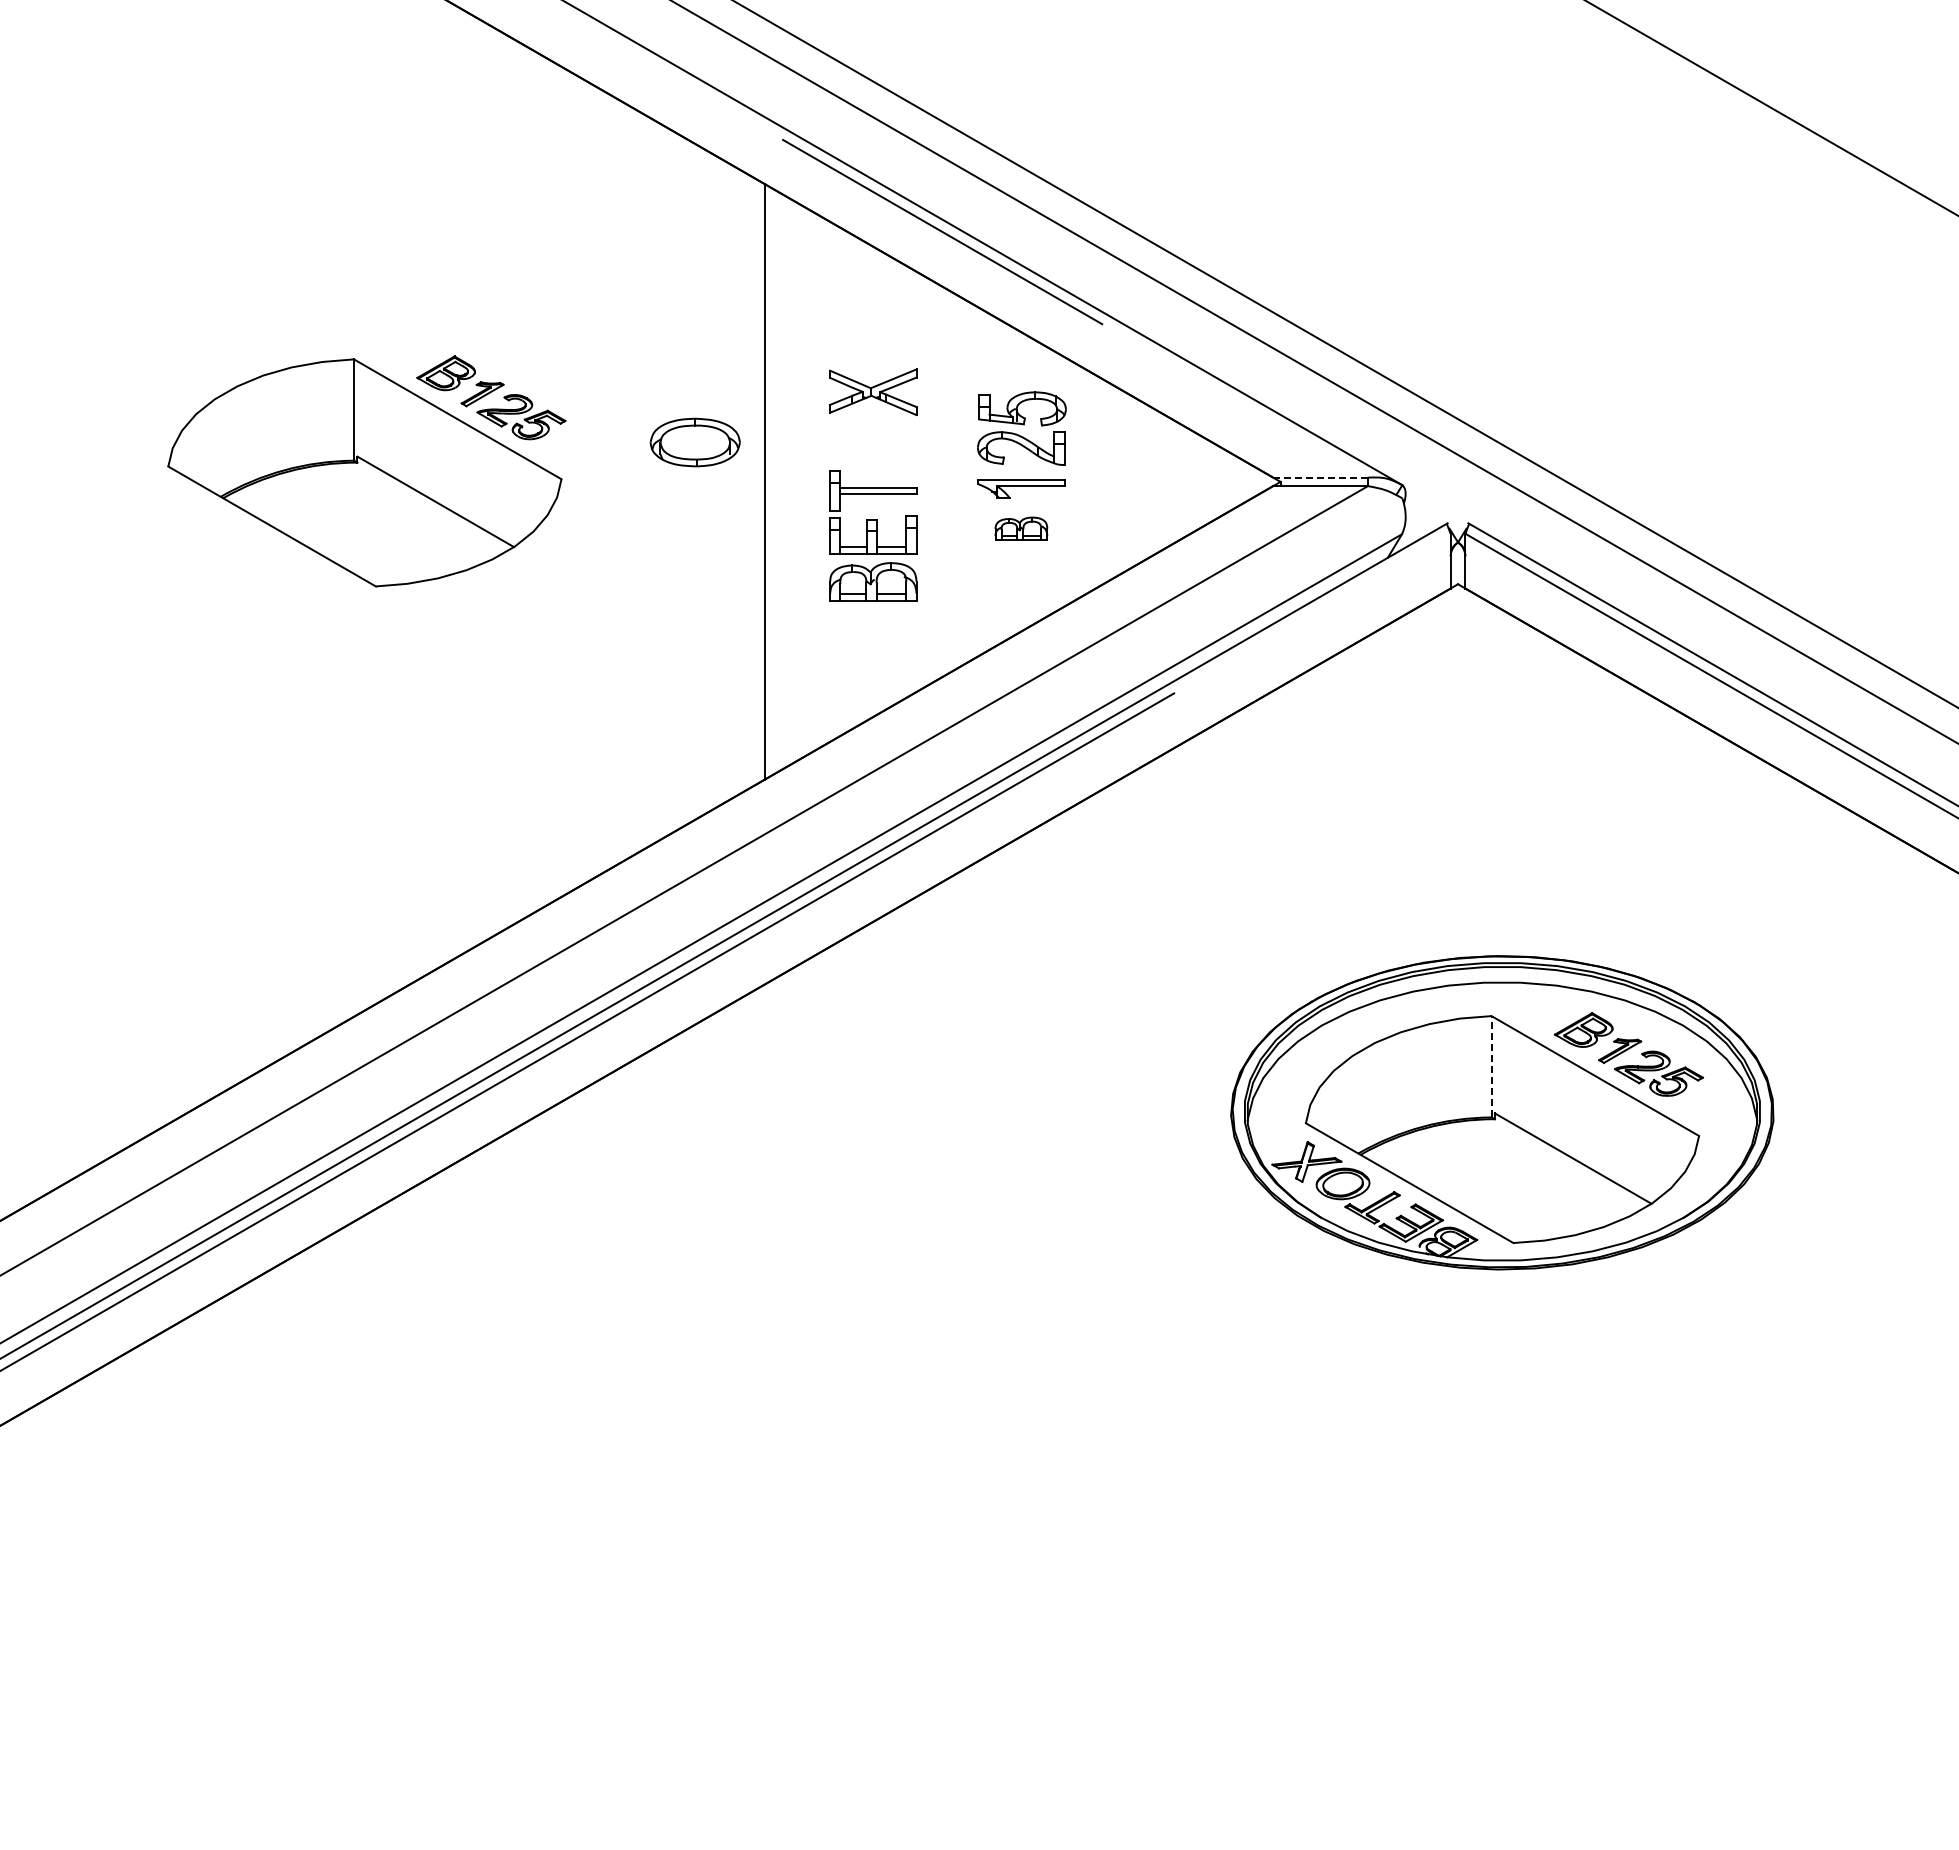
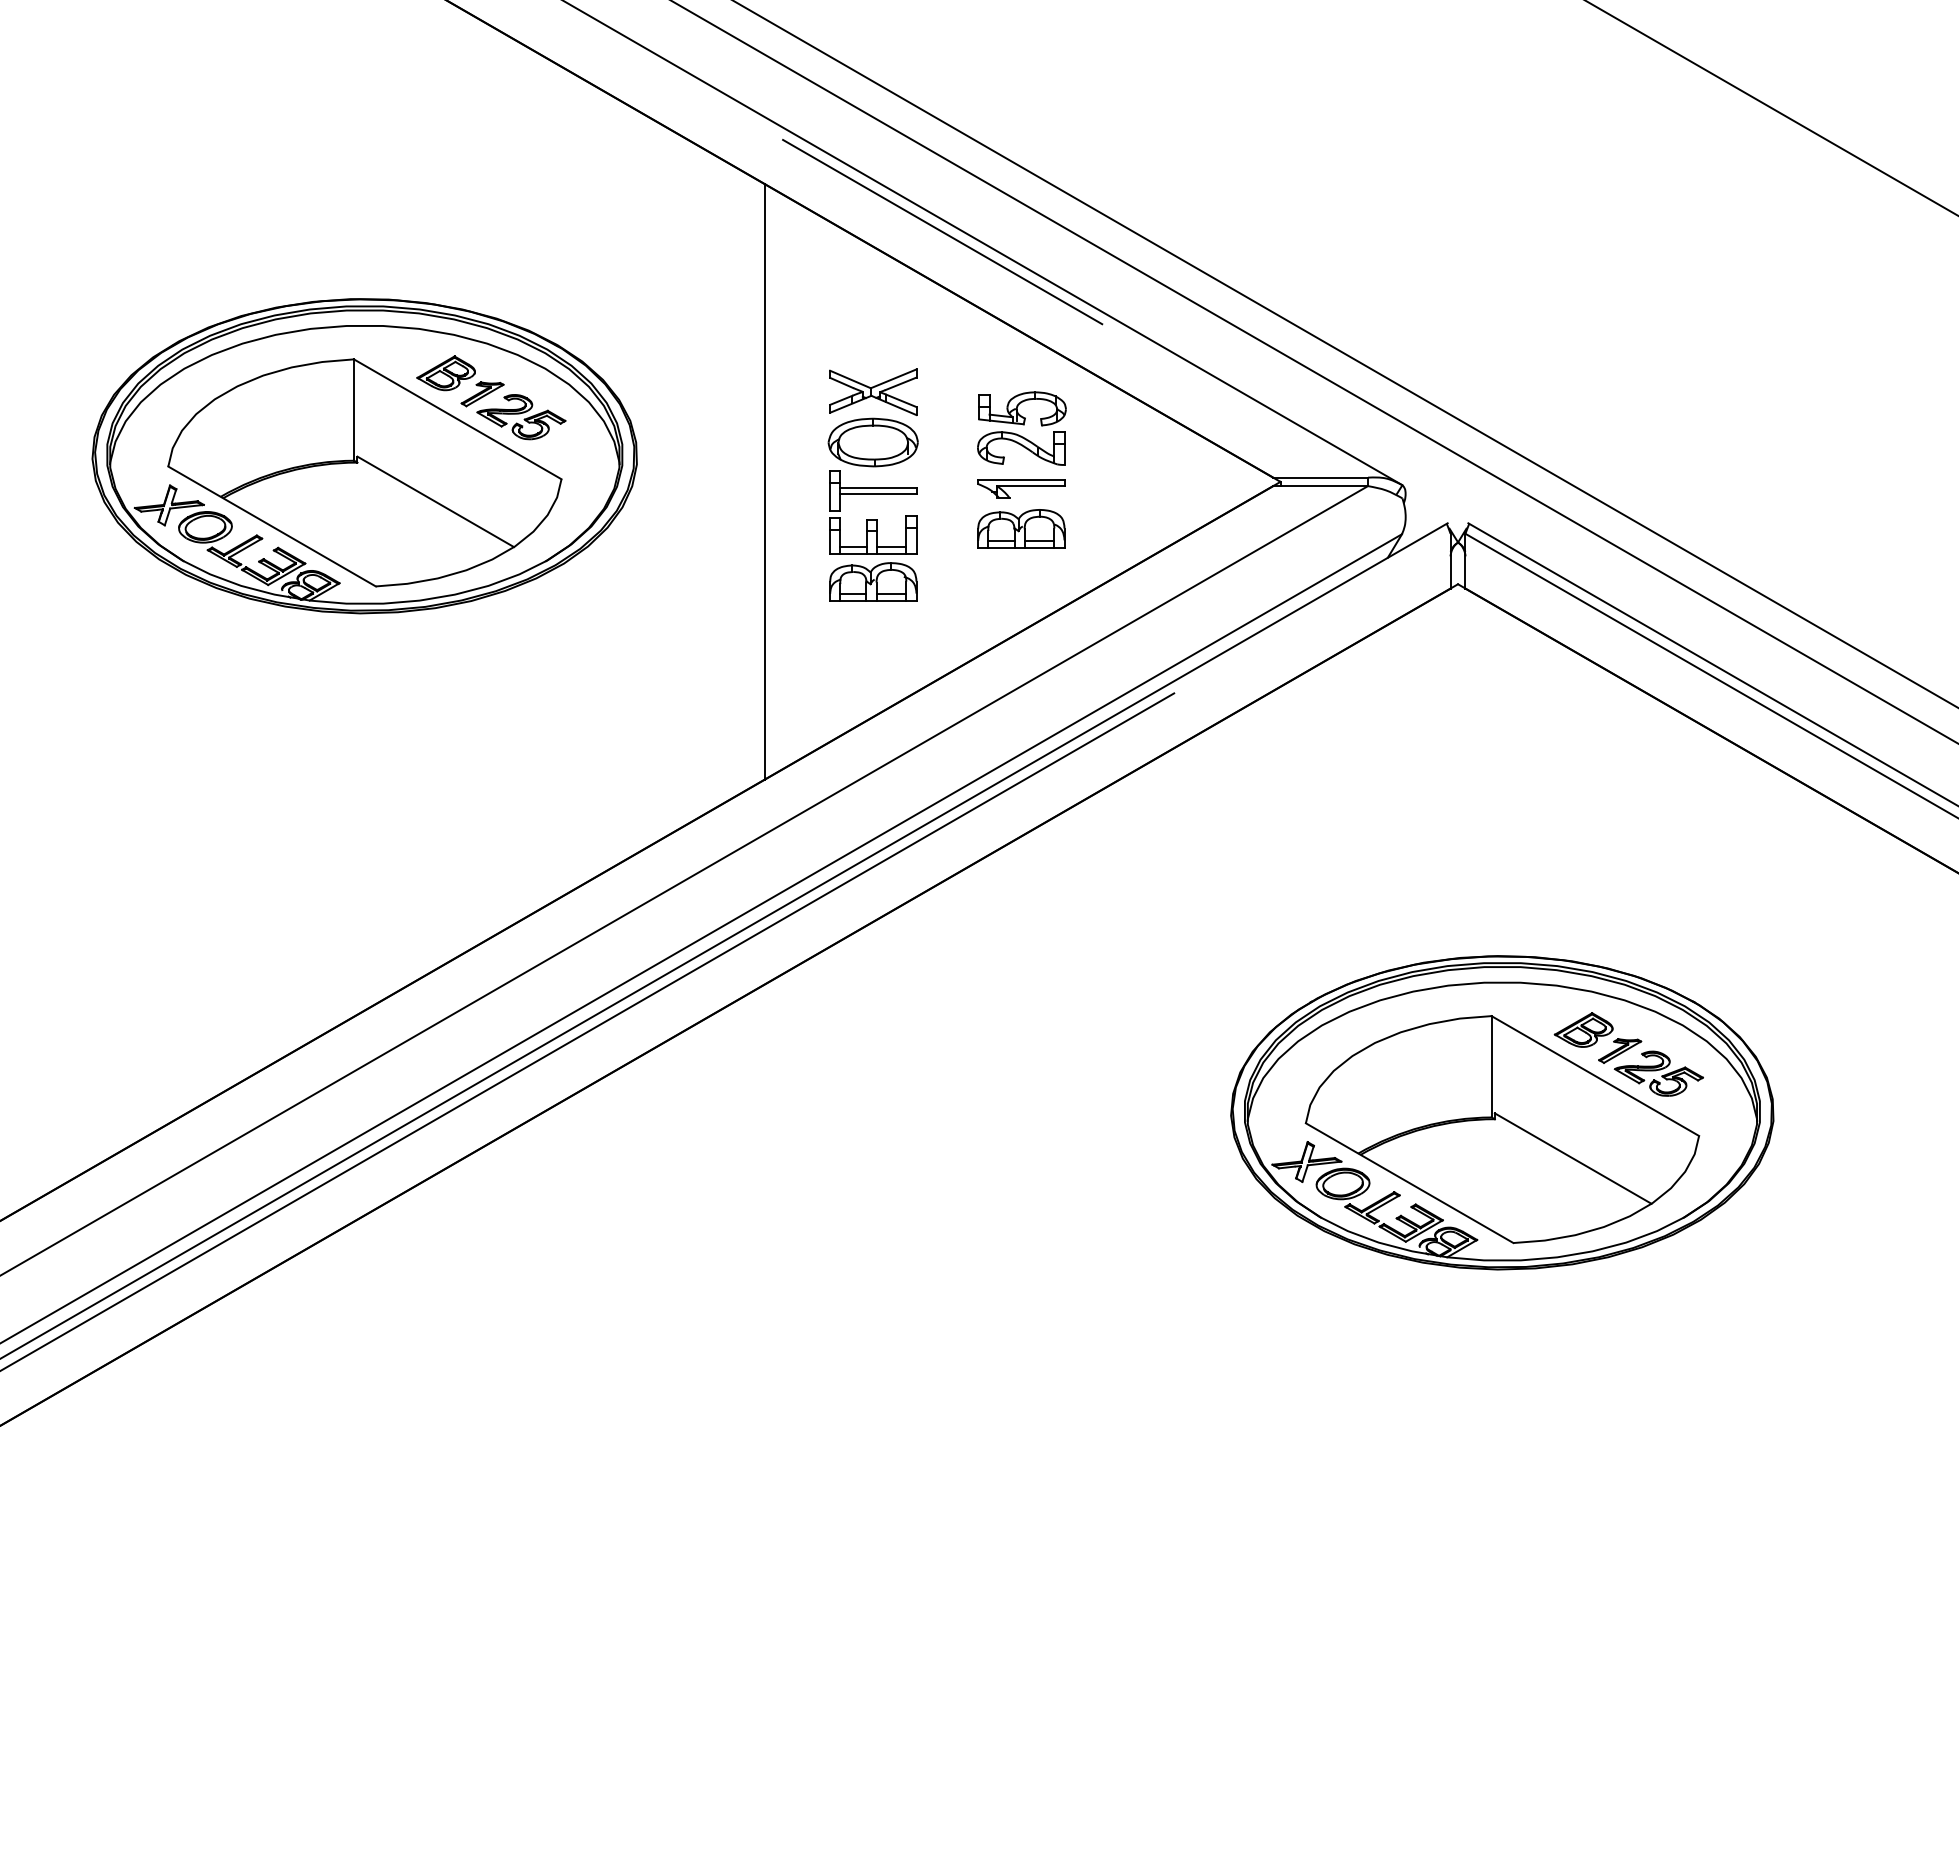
part position: (694, 442) -> (872, 442) (872, 442)
part: none -> present (364, 456)
line: dashed -> solid (1321, 477)
part size: 55x25 px -> 89x40 px (1021, 528)
line: dashed -> solid (1491, 1066)
